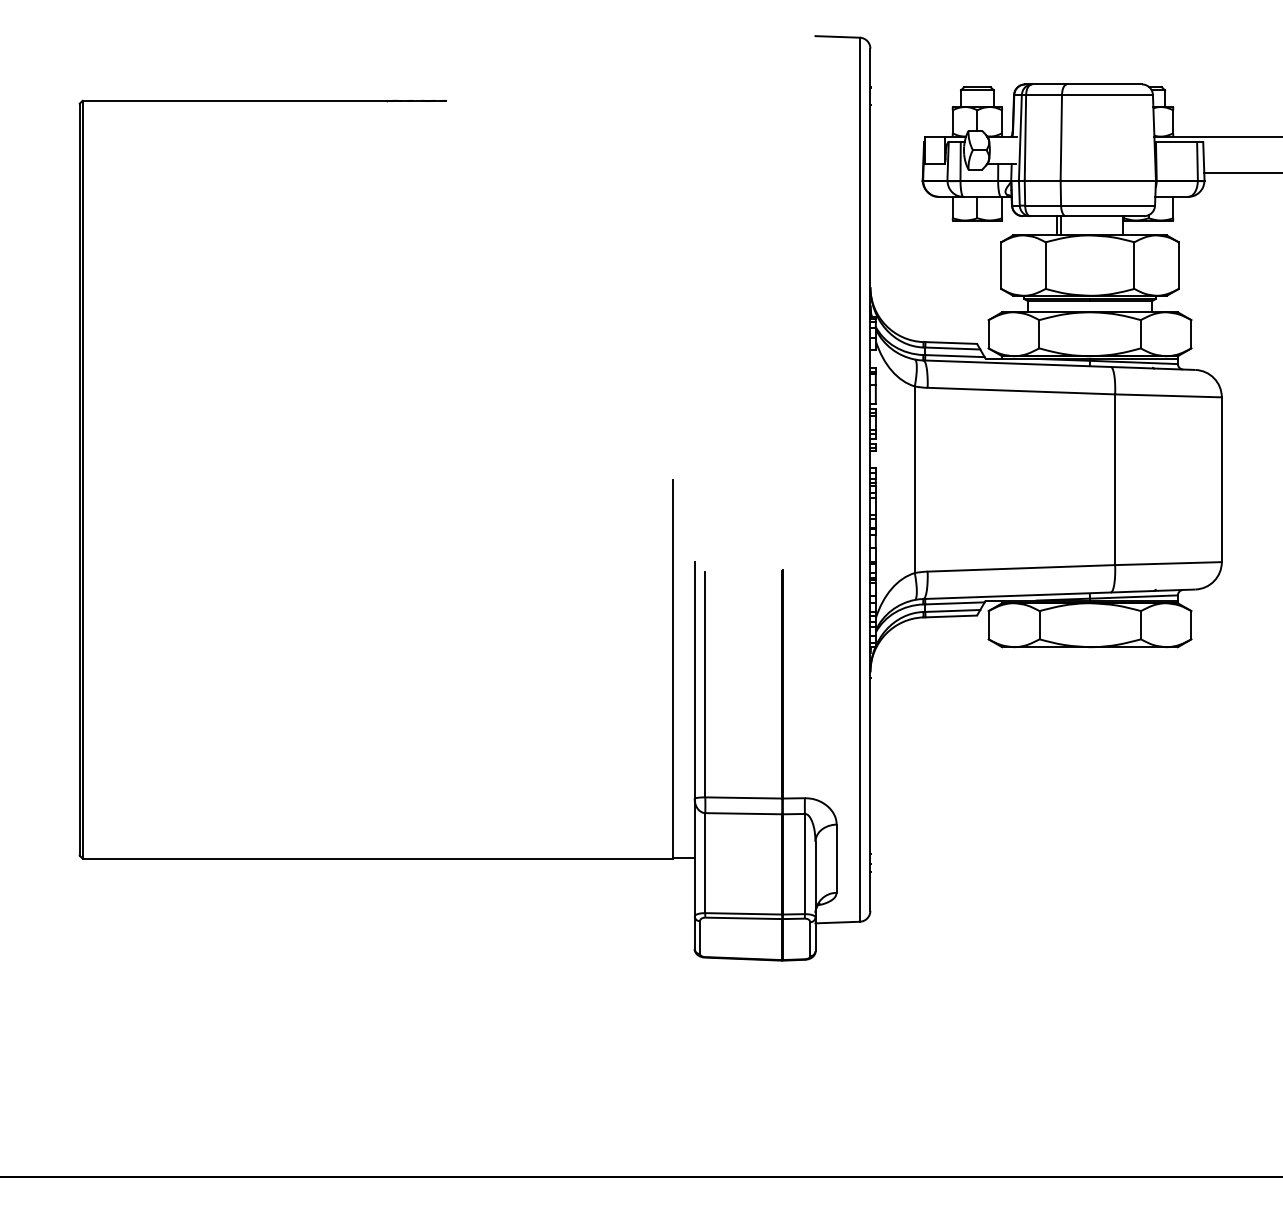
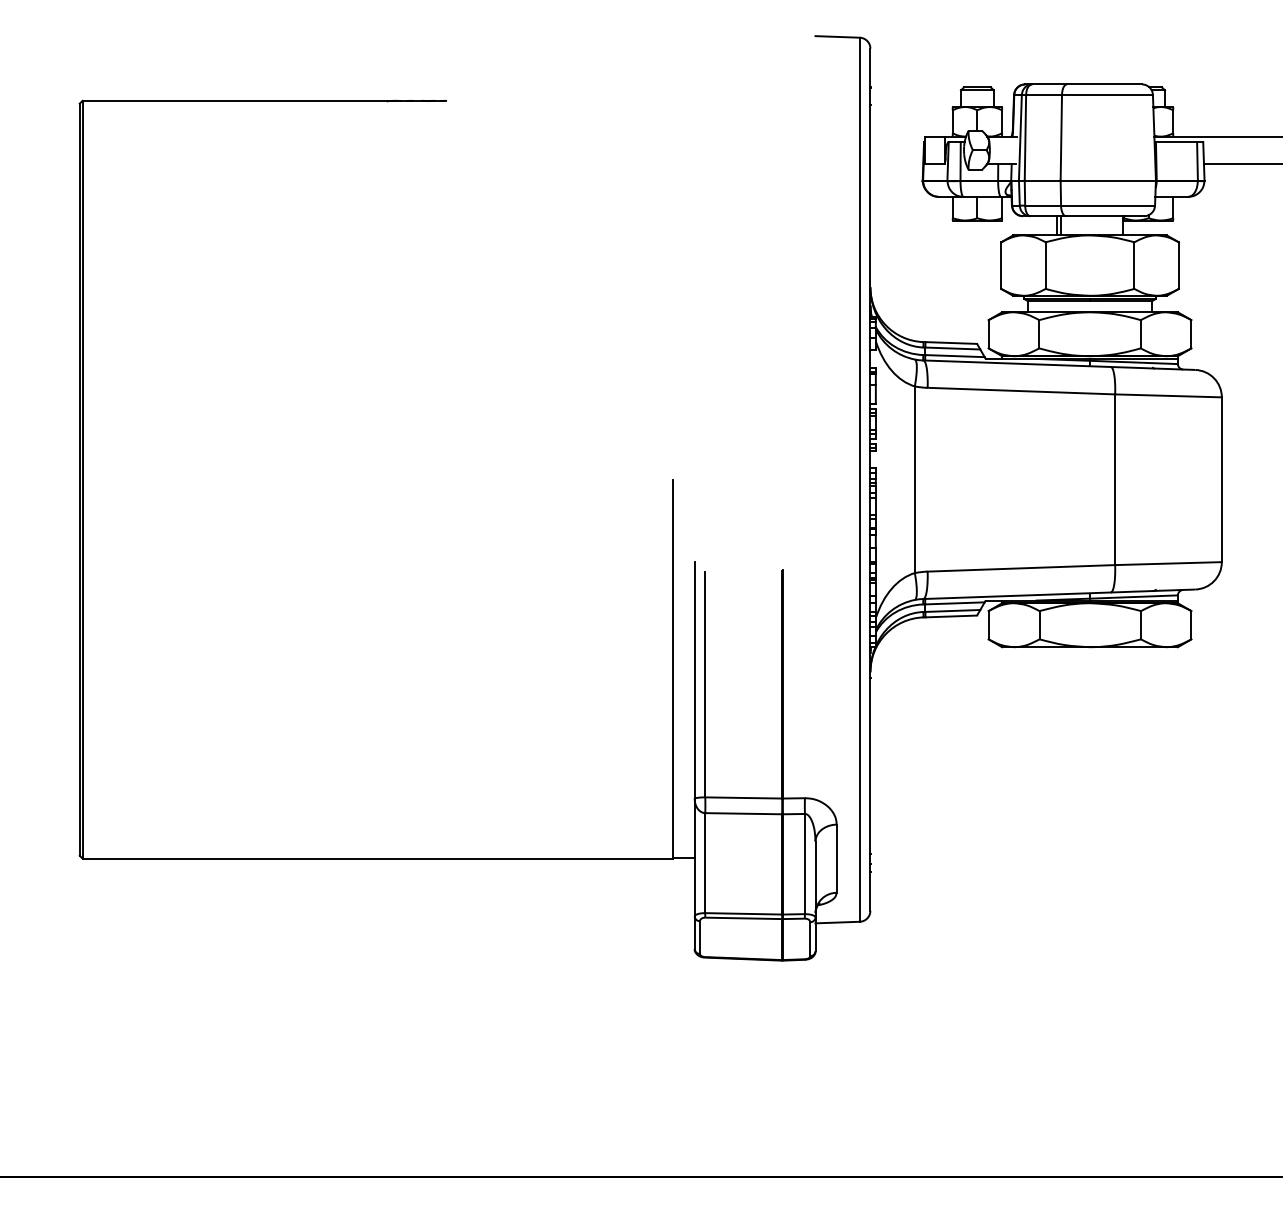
line position: (1241, 173) -> (1241, 164) (1241, 164)
